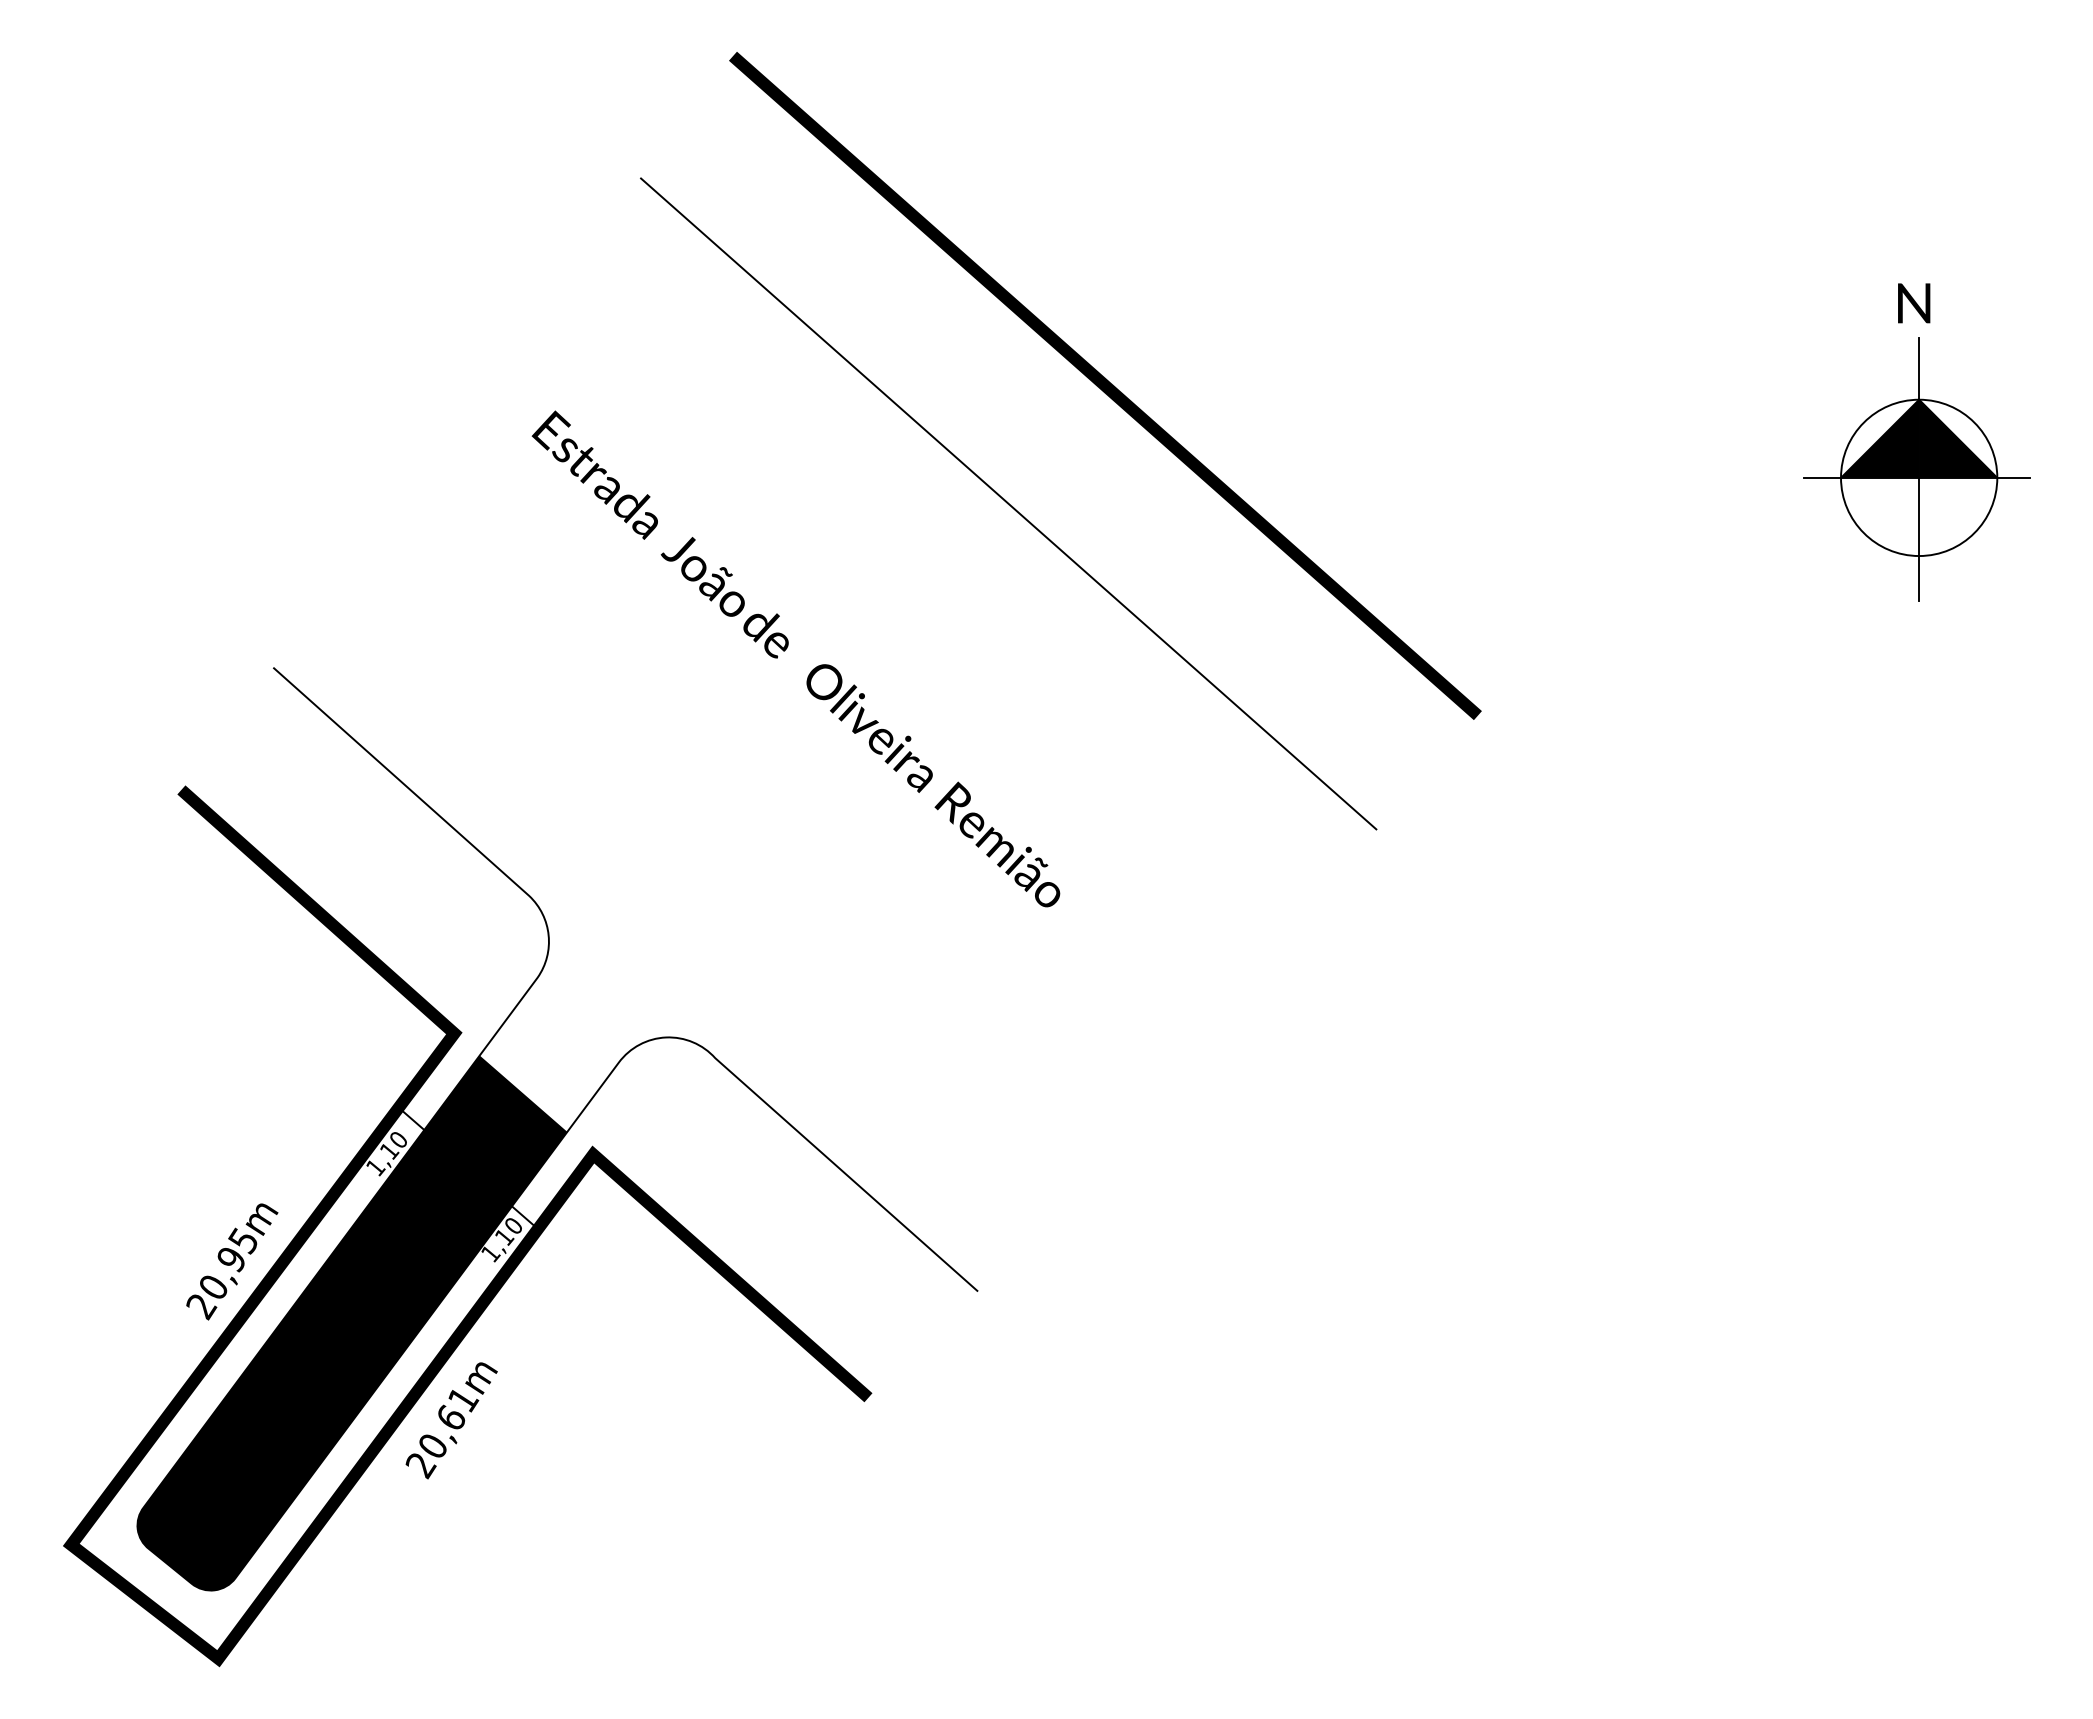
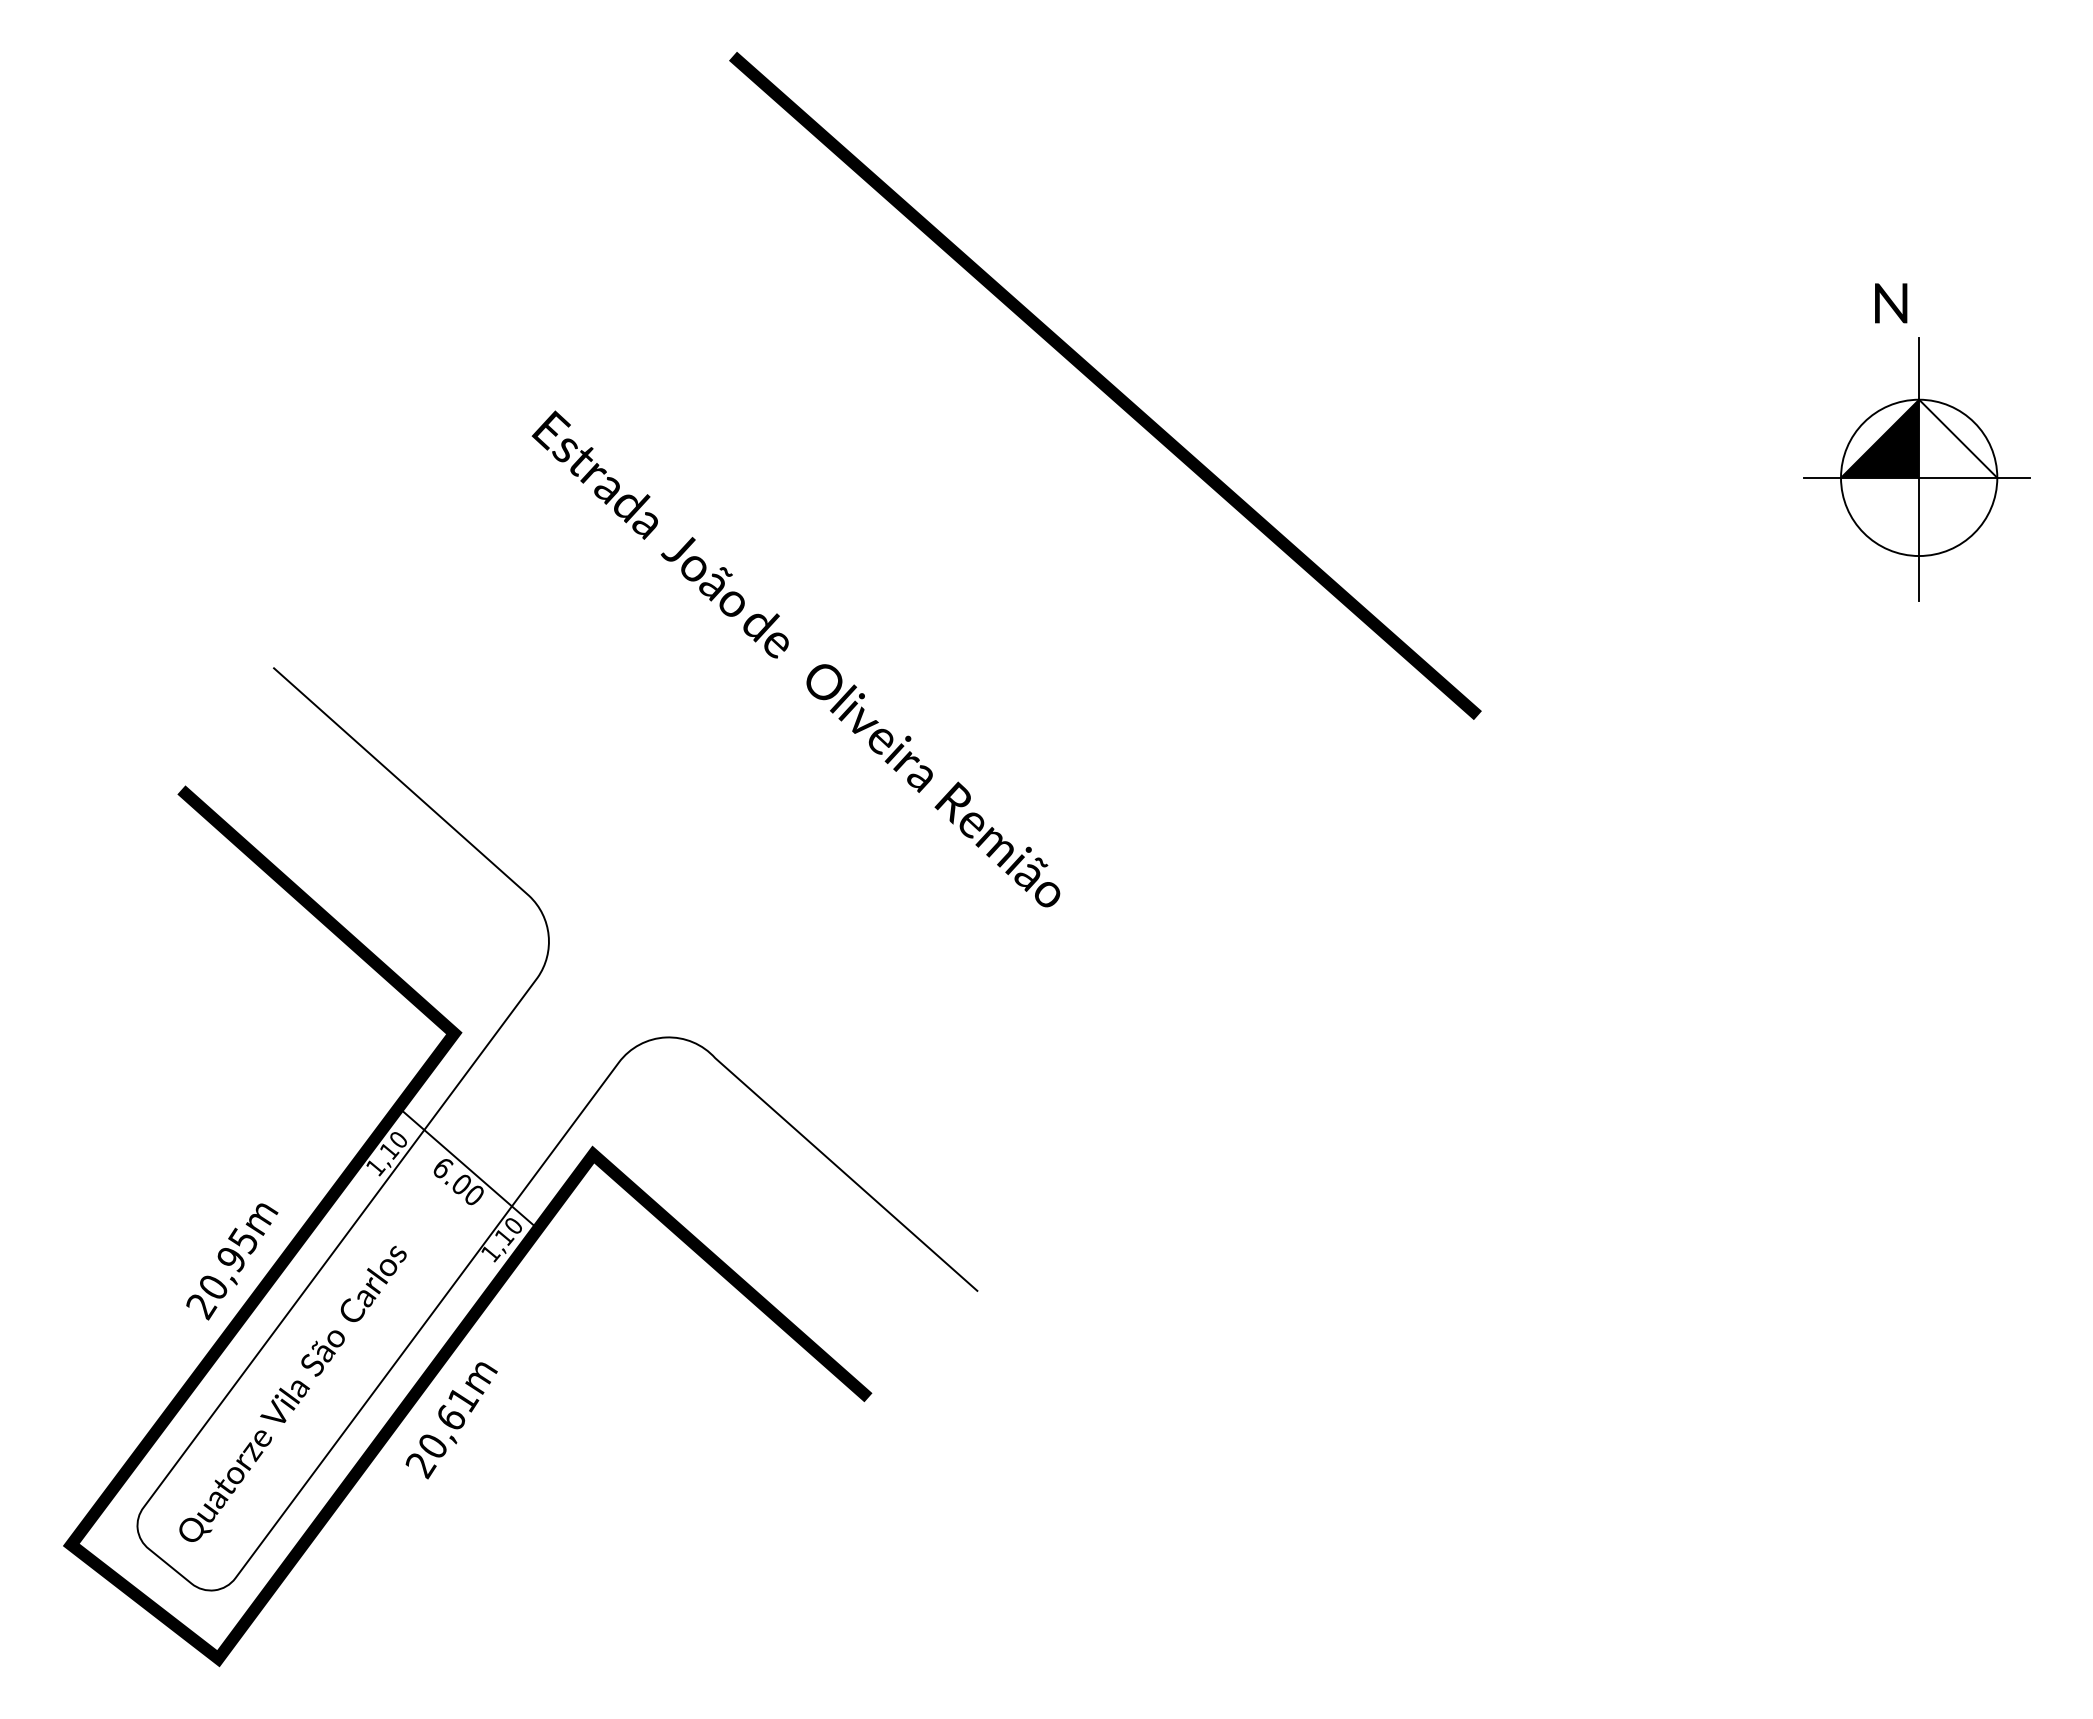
text position: (1914, 303) -> (1891, 303) (1891, 303)
fill: present -> none (1958, 438)
line: present -> none (1008, 503)
fill: present -> none (352, 1322)
